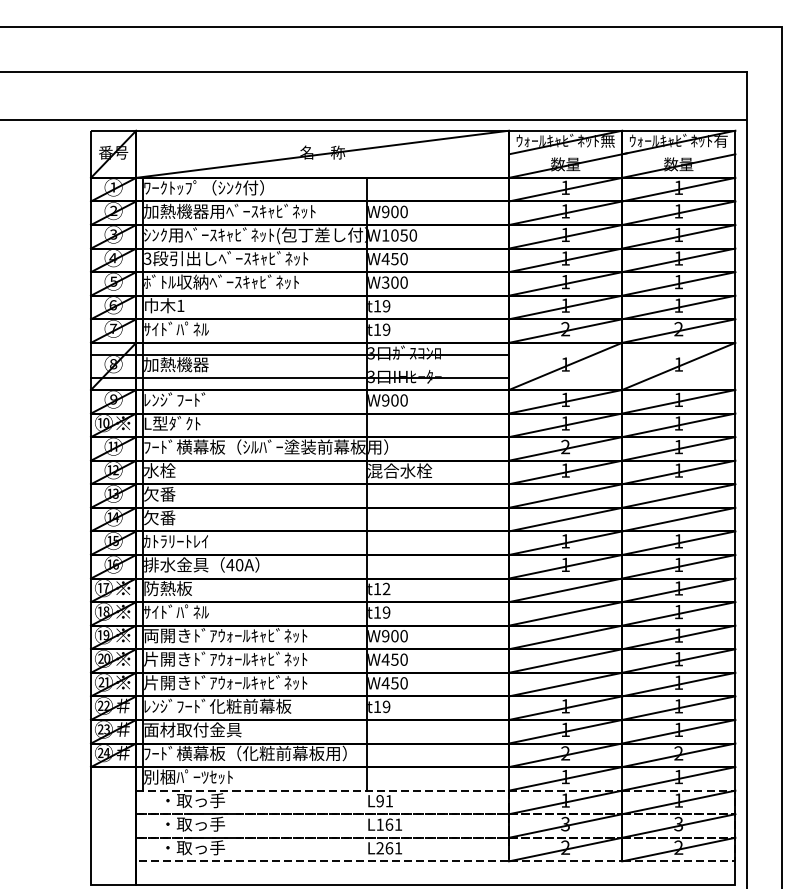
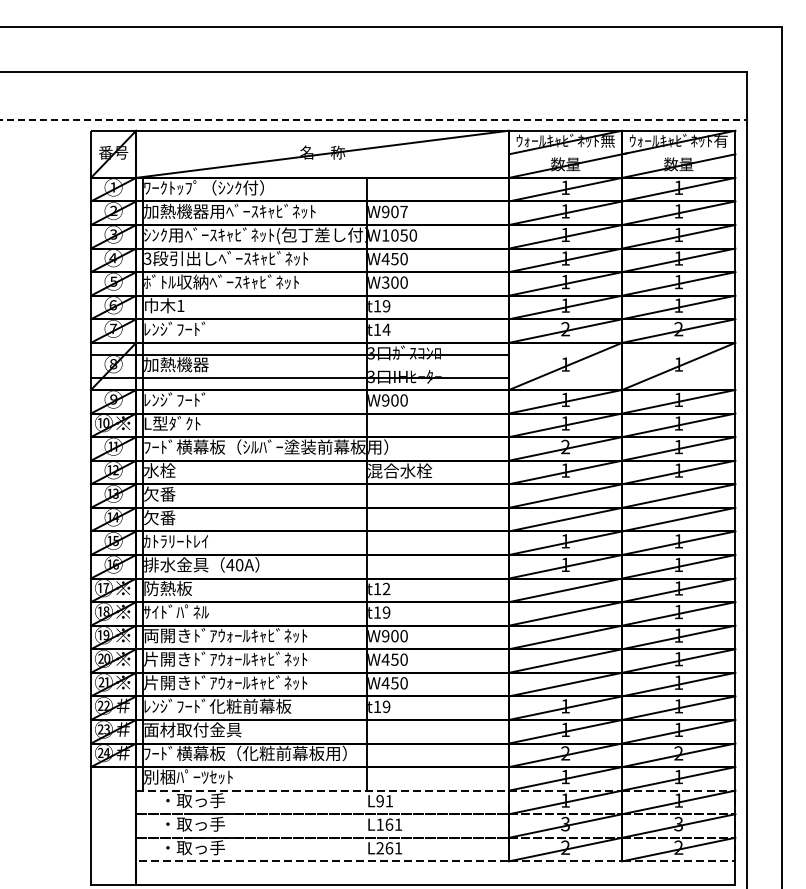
line: solid -> dashed (374, 120)
text: W900 -> W907 (403, 211)
text: ｻｲﾄﾞﾊﾟﾈﾙ -> ﾚﾝｼﾞﾌｰﾄﾞ (176, 328)
text: t19 -> t14 (386, 329)
